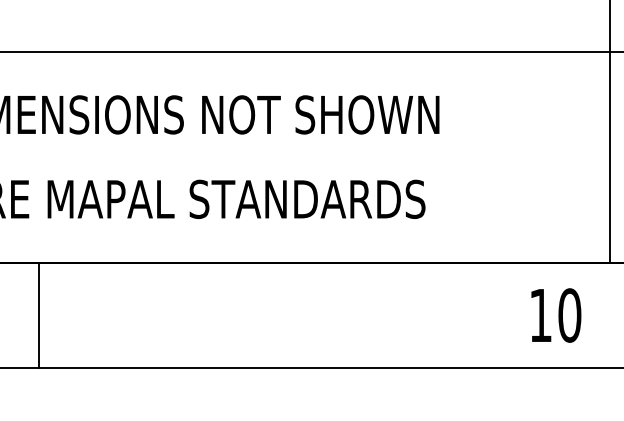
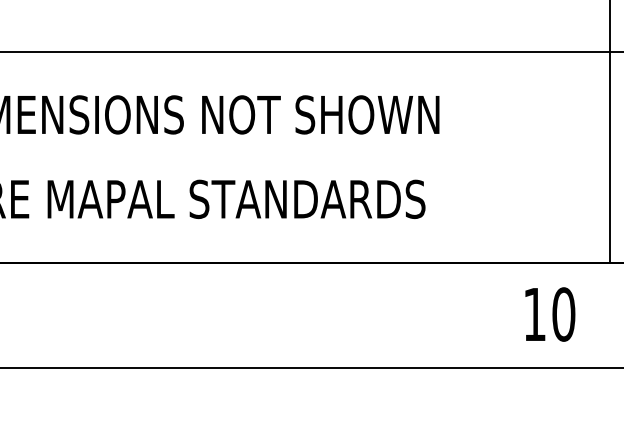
line: present -> none (39, 315)
text position: (556, 315) -> (550, 314) (550, 314)
